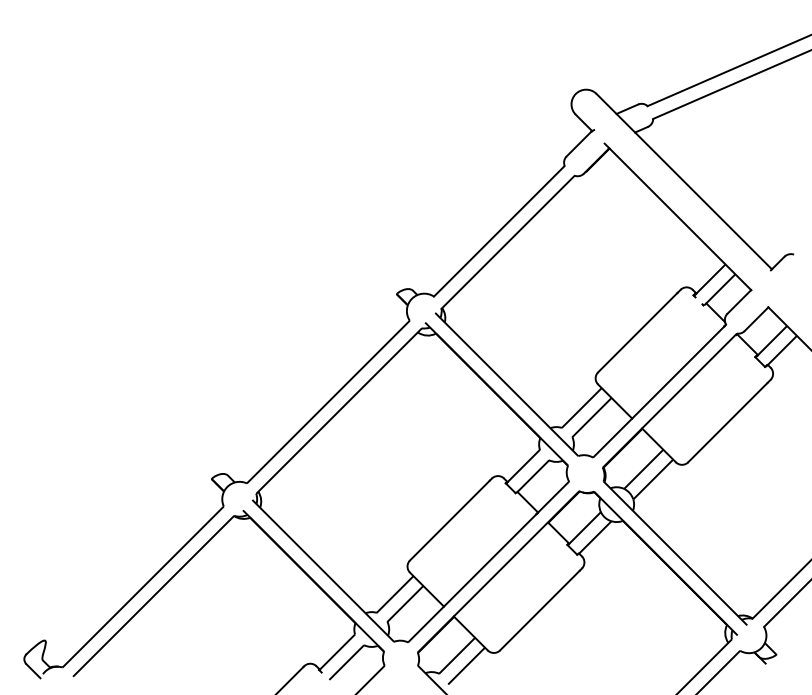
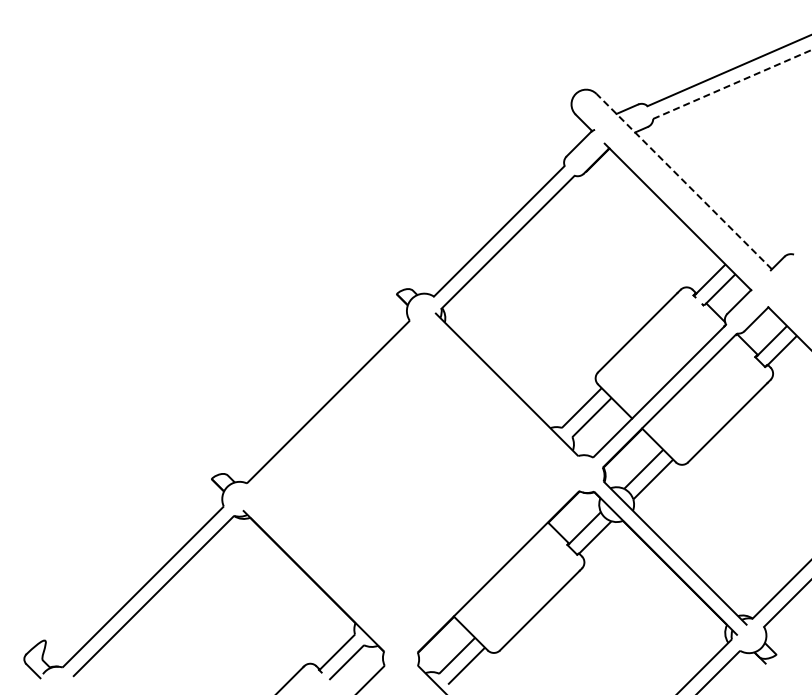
line: solid -> dashed (732, 84)
line: solid -> dashed (684, 181)
part: present -> none (410, 482)
